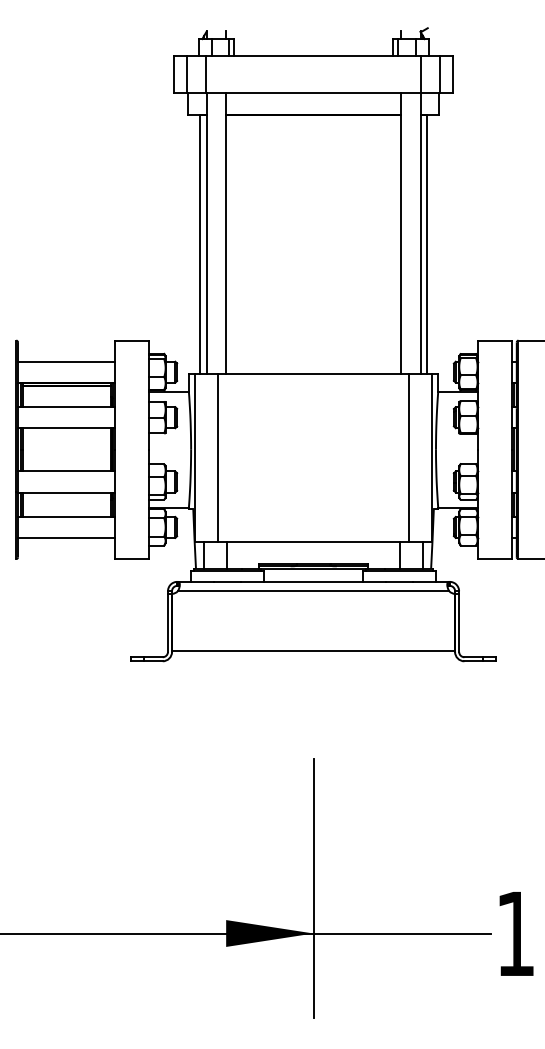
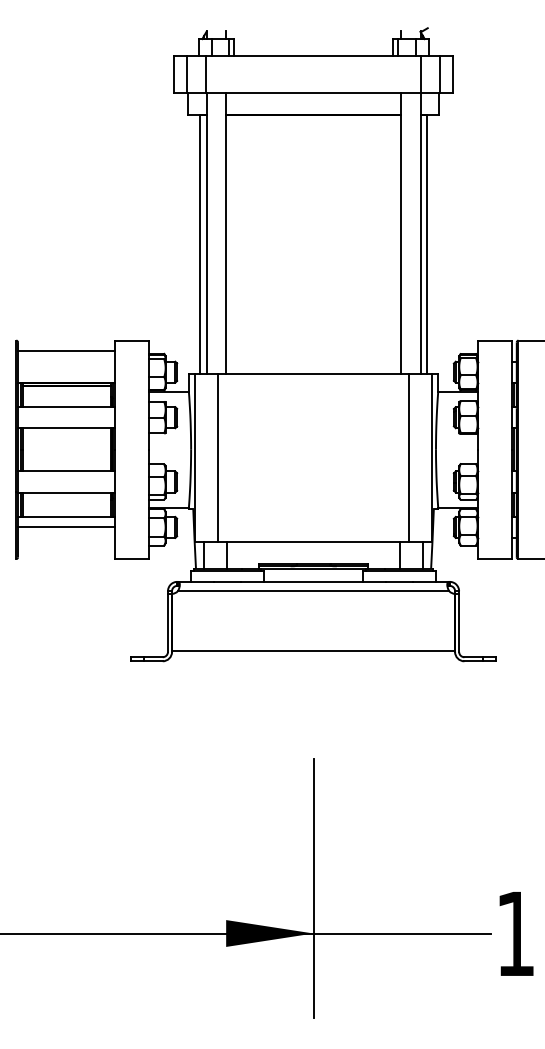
line position: (66, 361) -> (66, 350) (66, 350)
line position: (66, 537) -> (66, 526) (66, 526)
